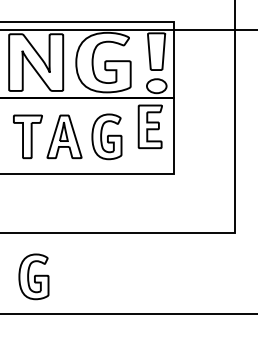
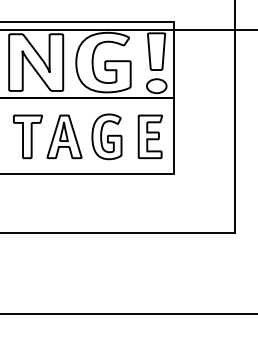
part position: (149, 126) -> (149, 136) (149, 136)
part: present -> none (33, 276)
